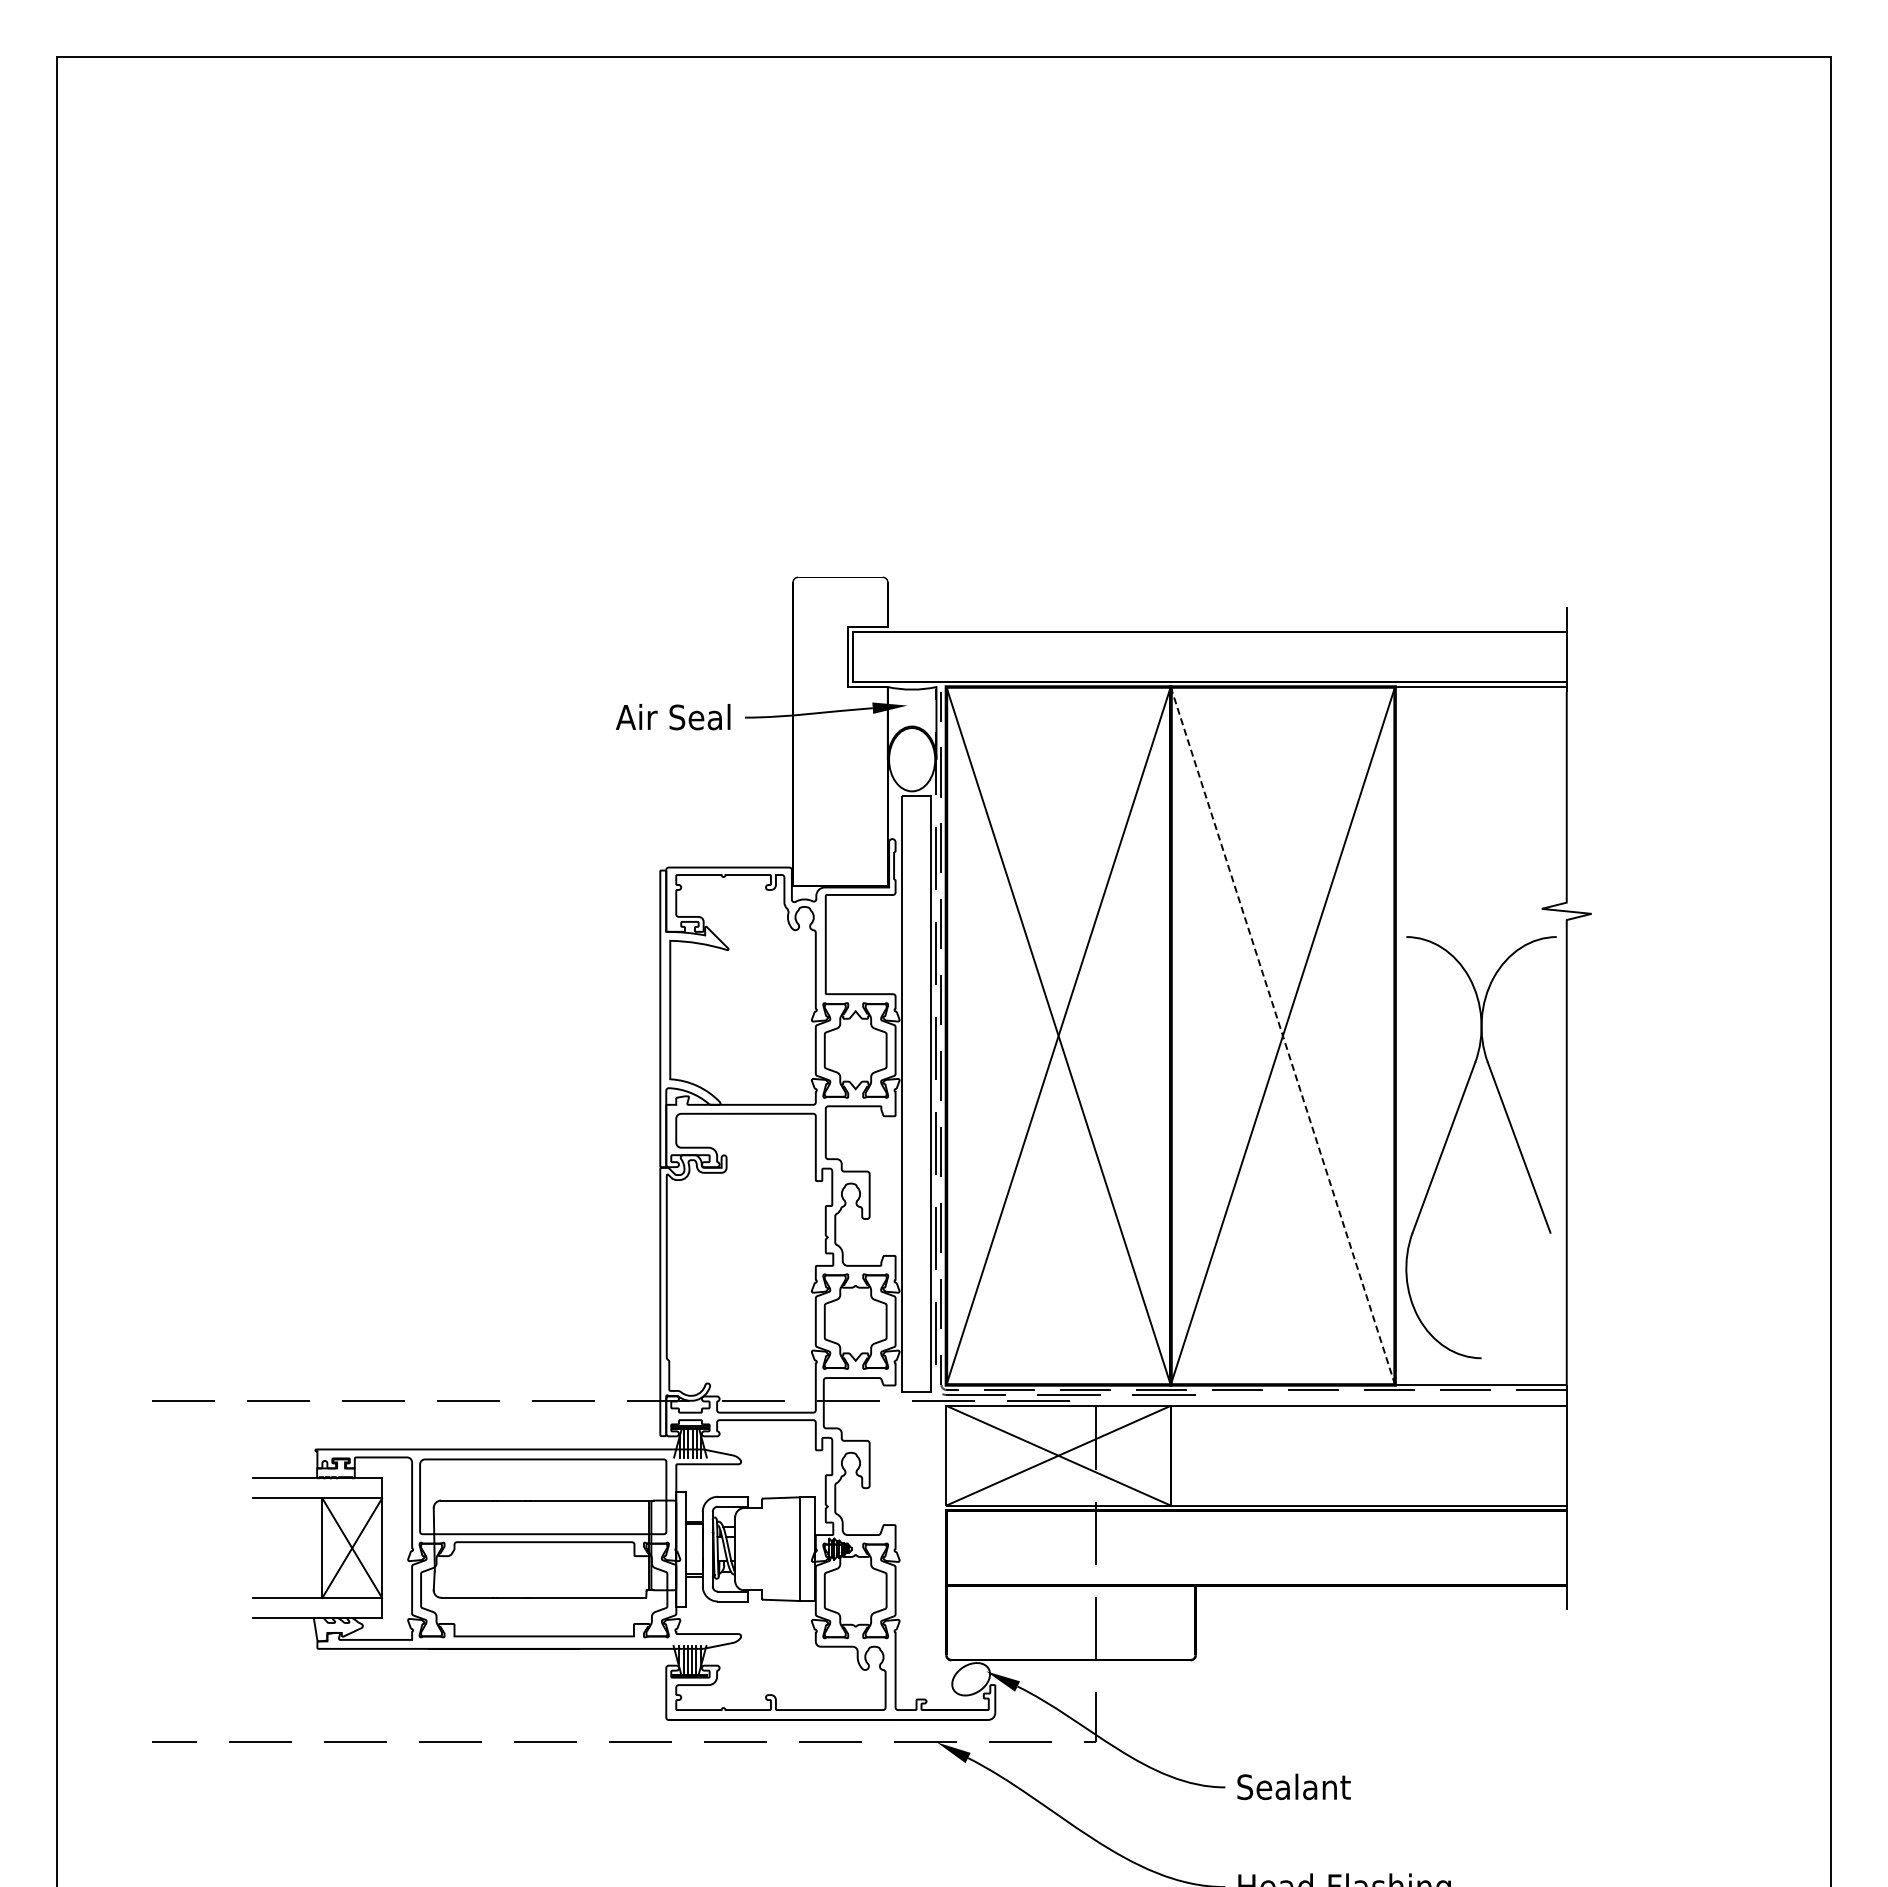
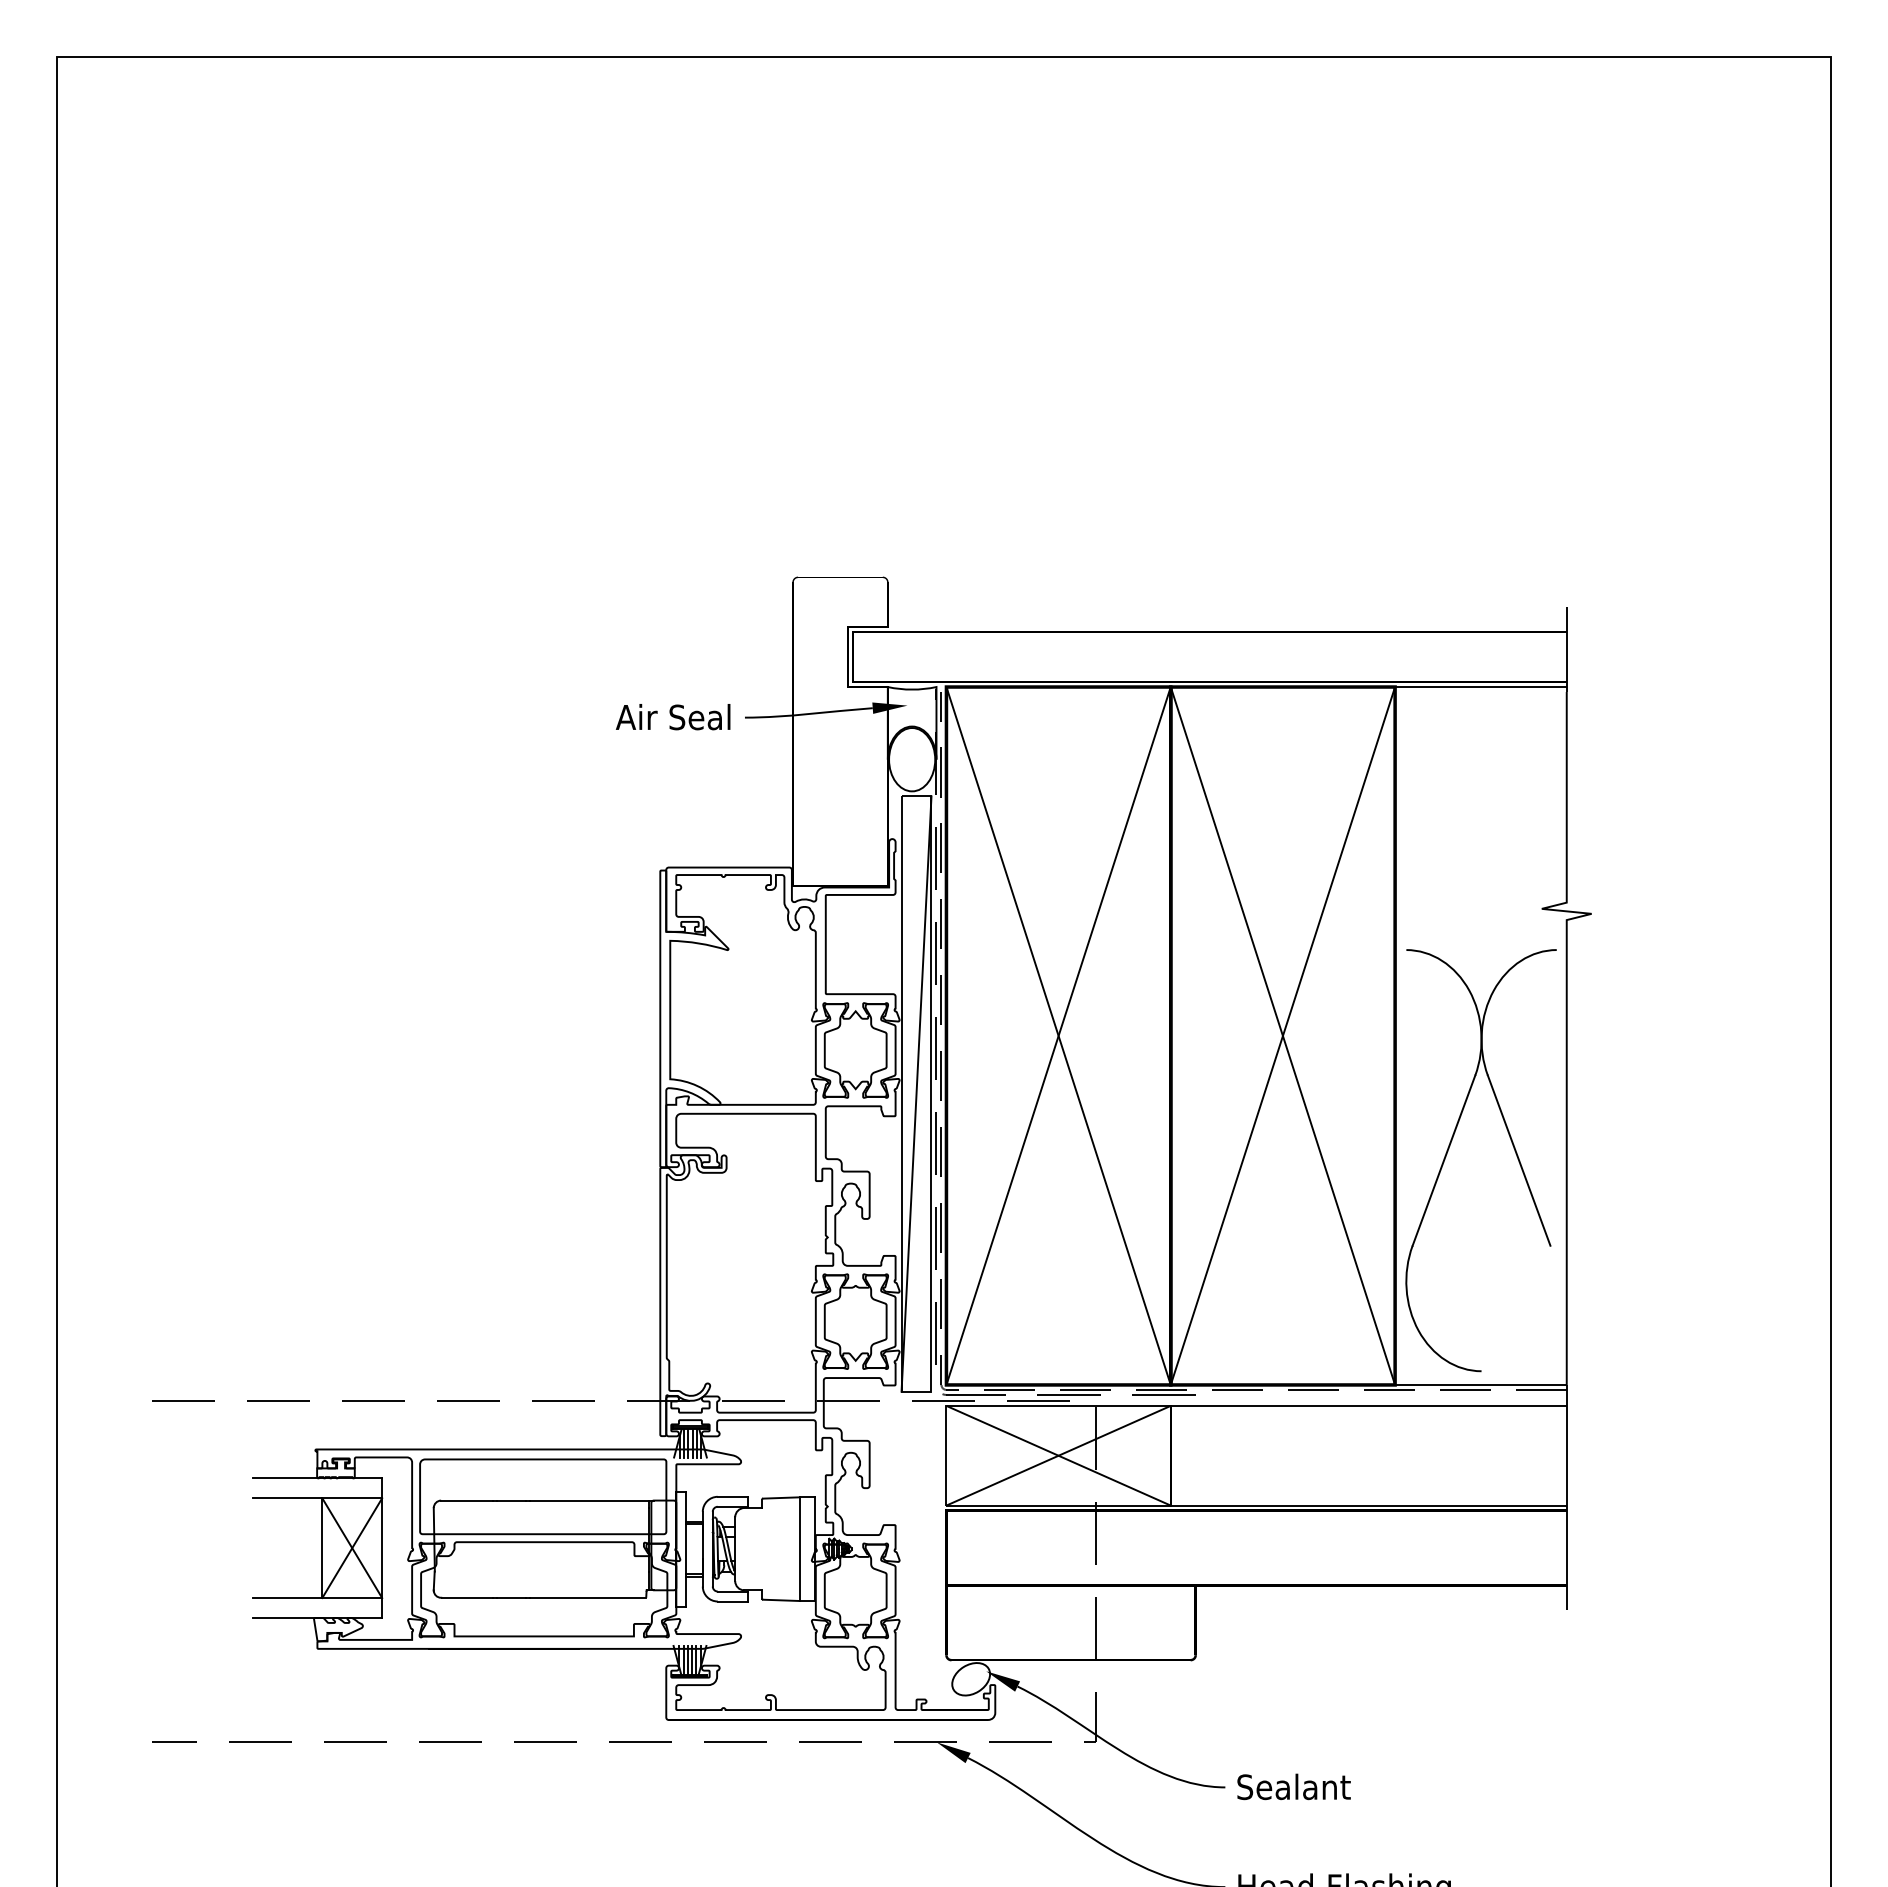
line: dashed -> solid (1282, 1035)
line: none -> present (916, 1093)
part position: (1450, 1133) -> (1450, 1146) (1450, 1146)
